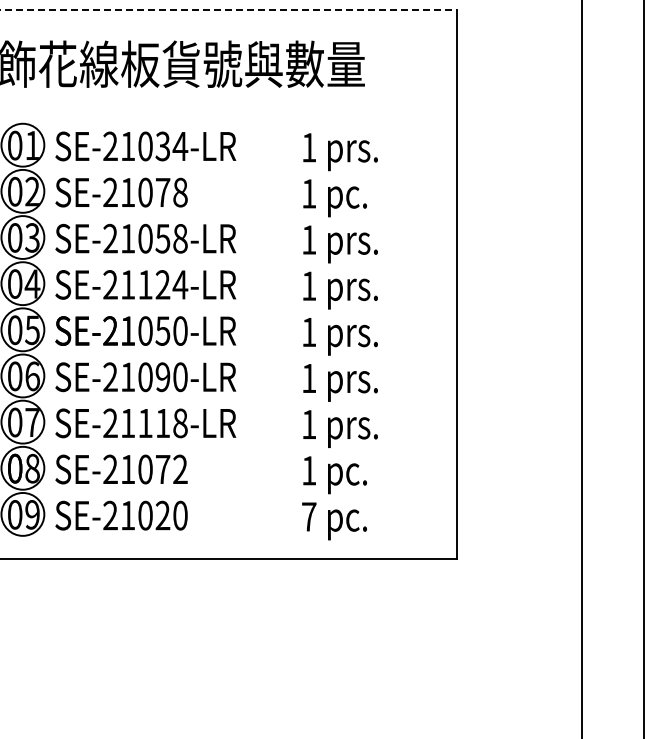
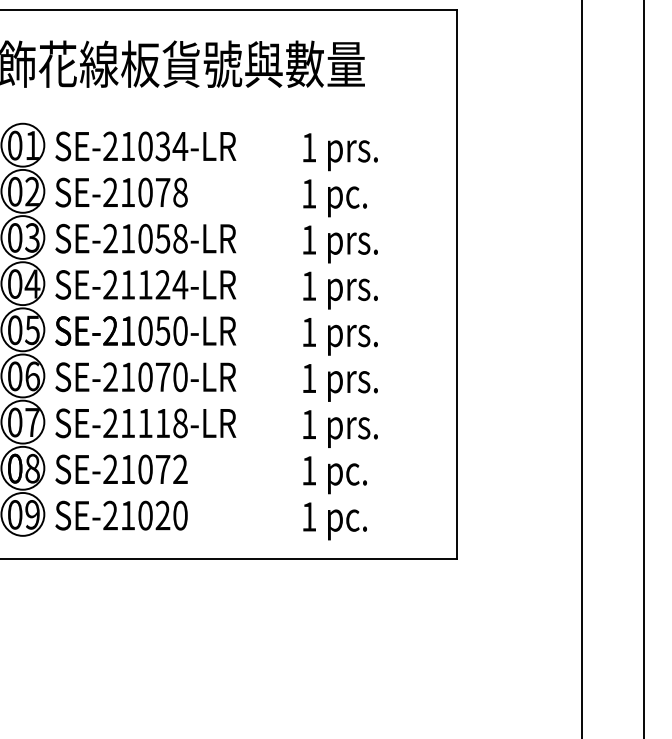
line: dashed -> solid (229, 10)
text: SE-21090-LR -> SE-21070-LR (162, 377)
text: 7 -> 1 (309, 516)
